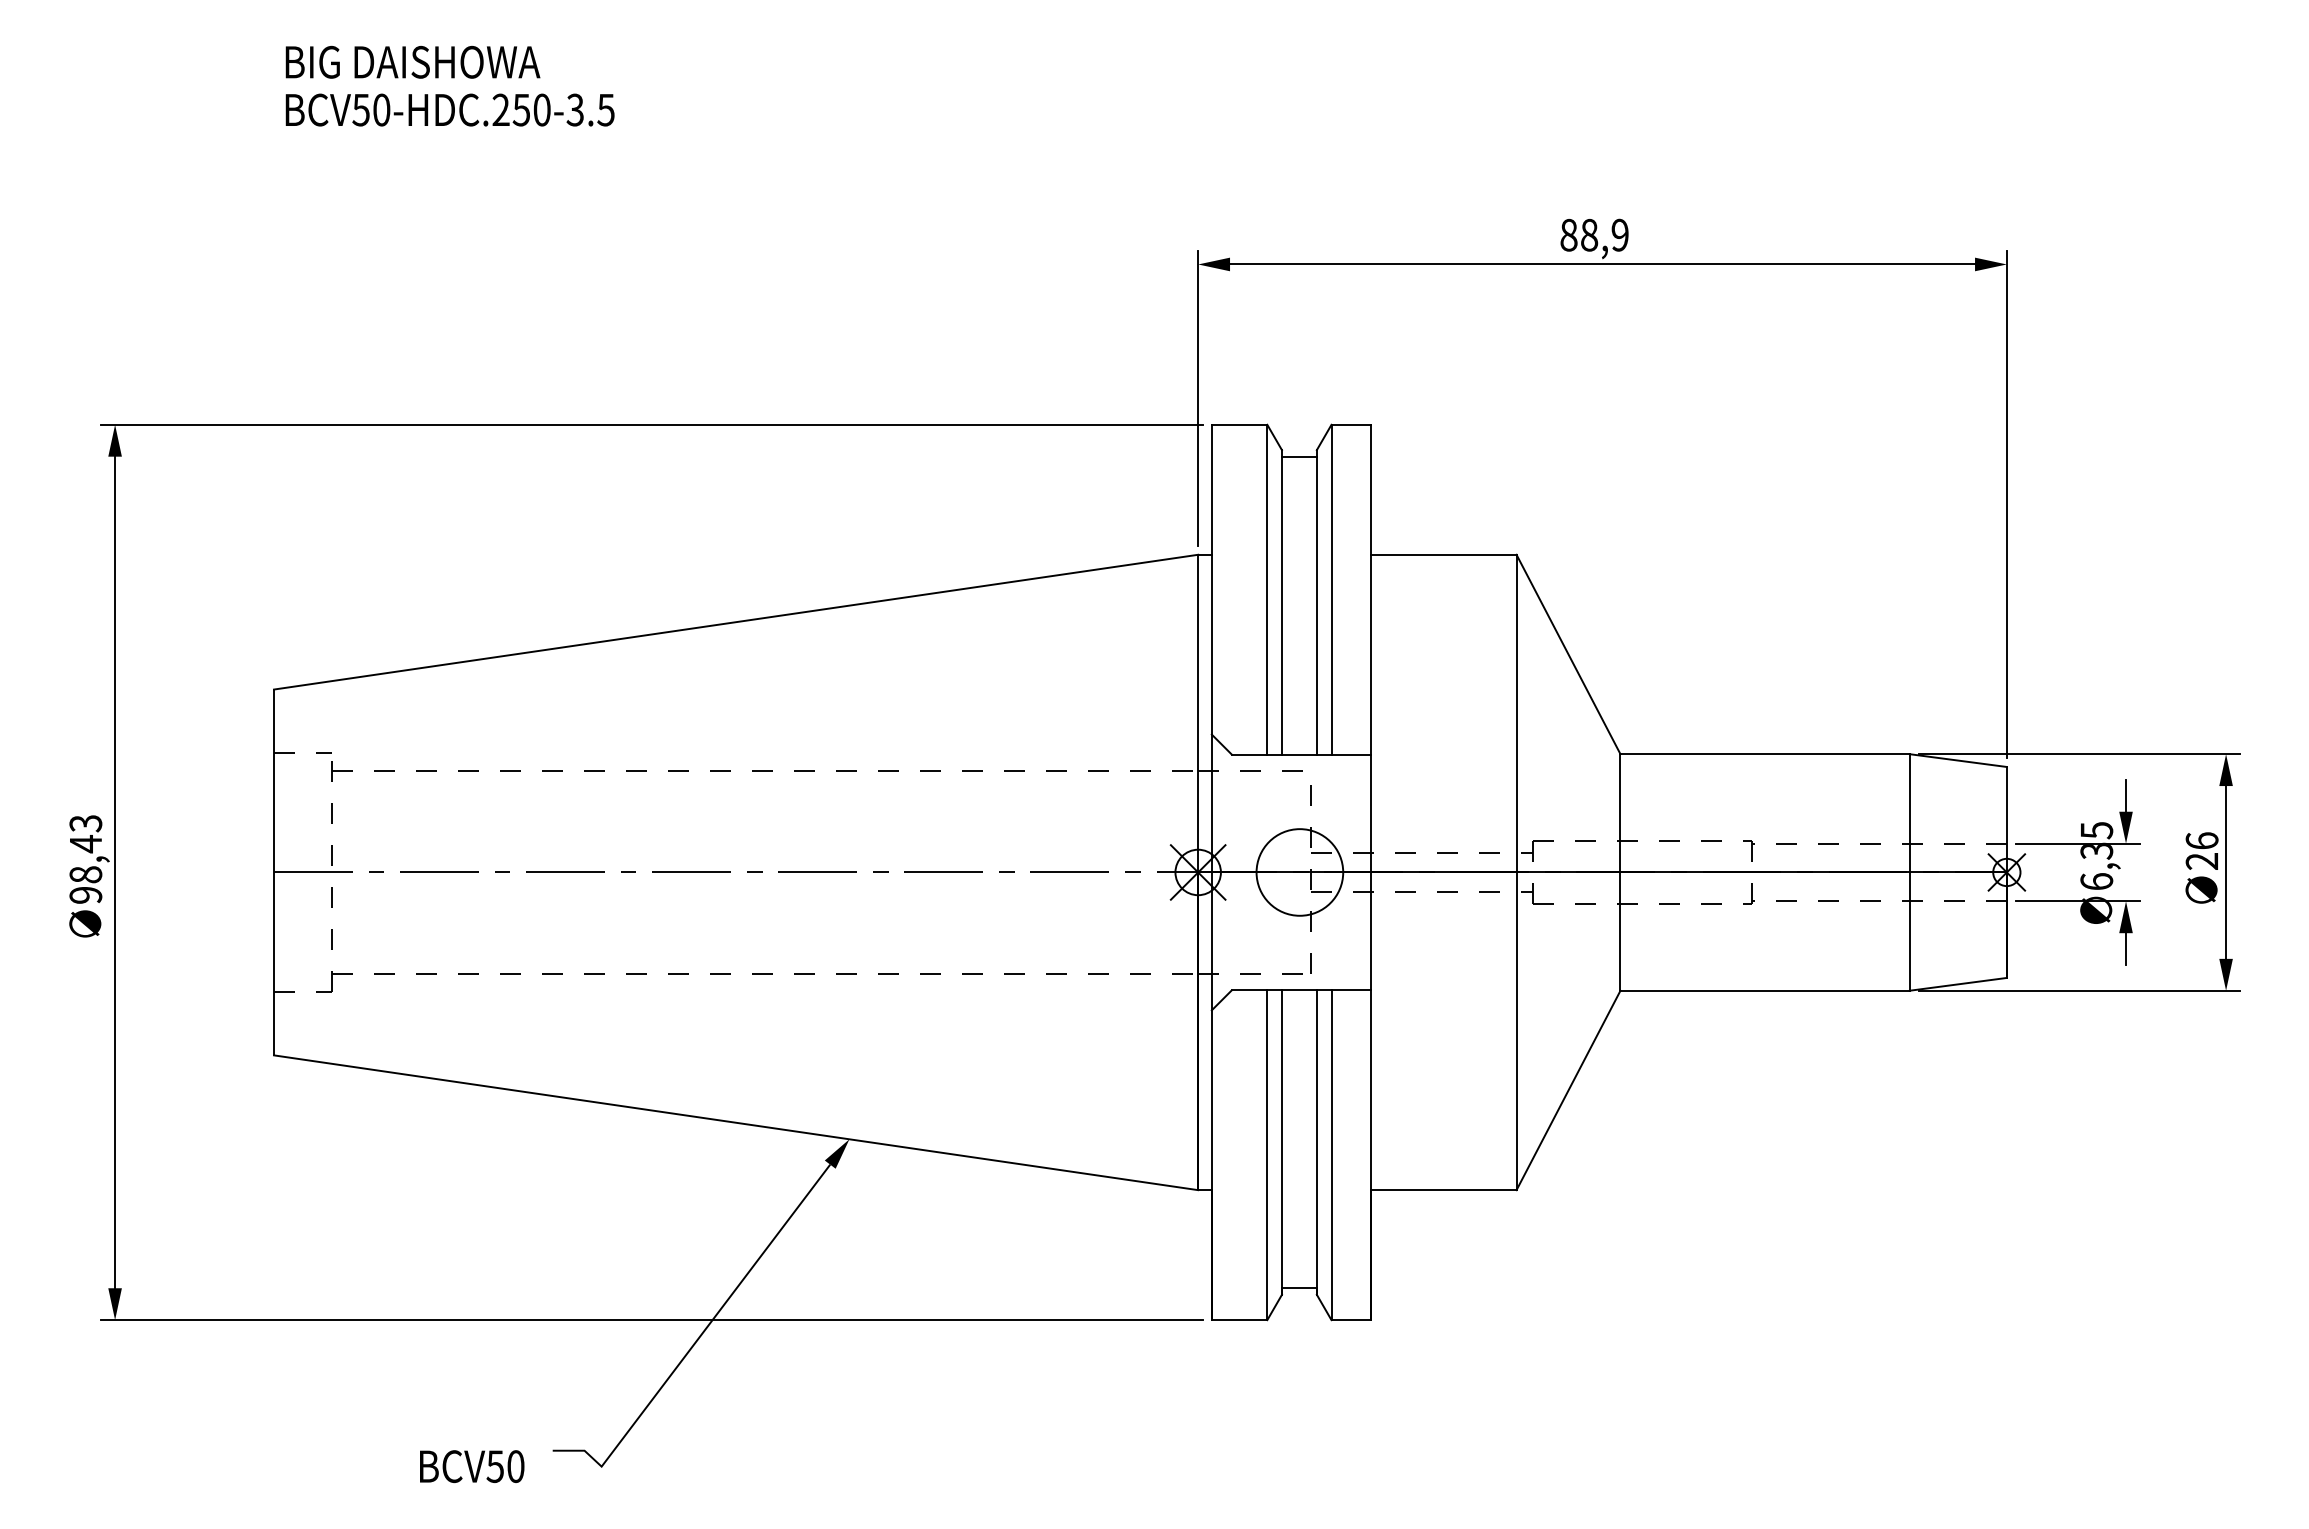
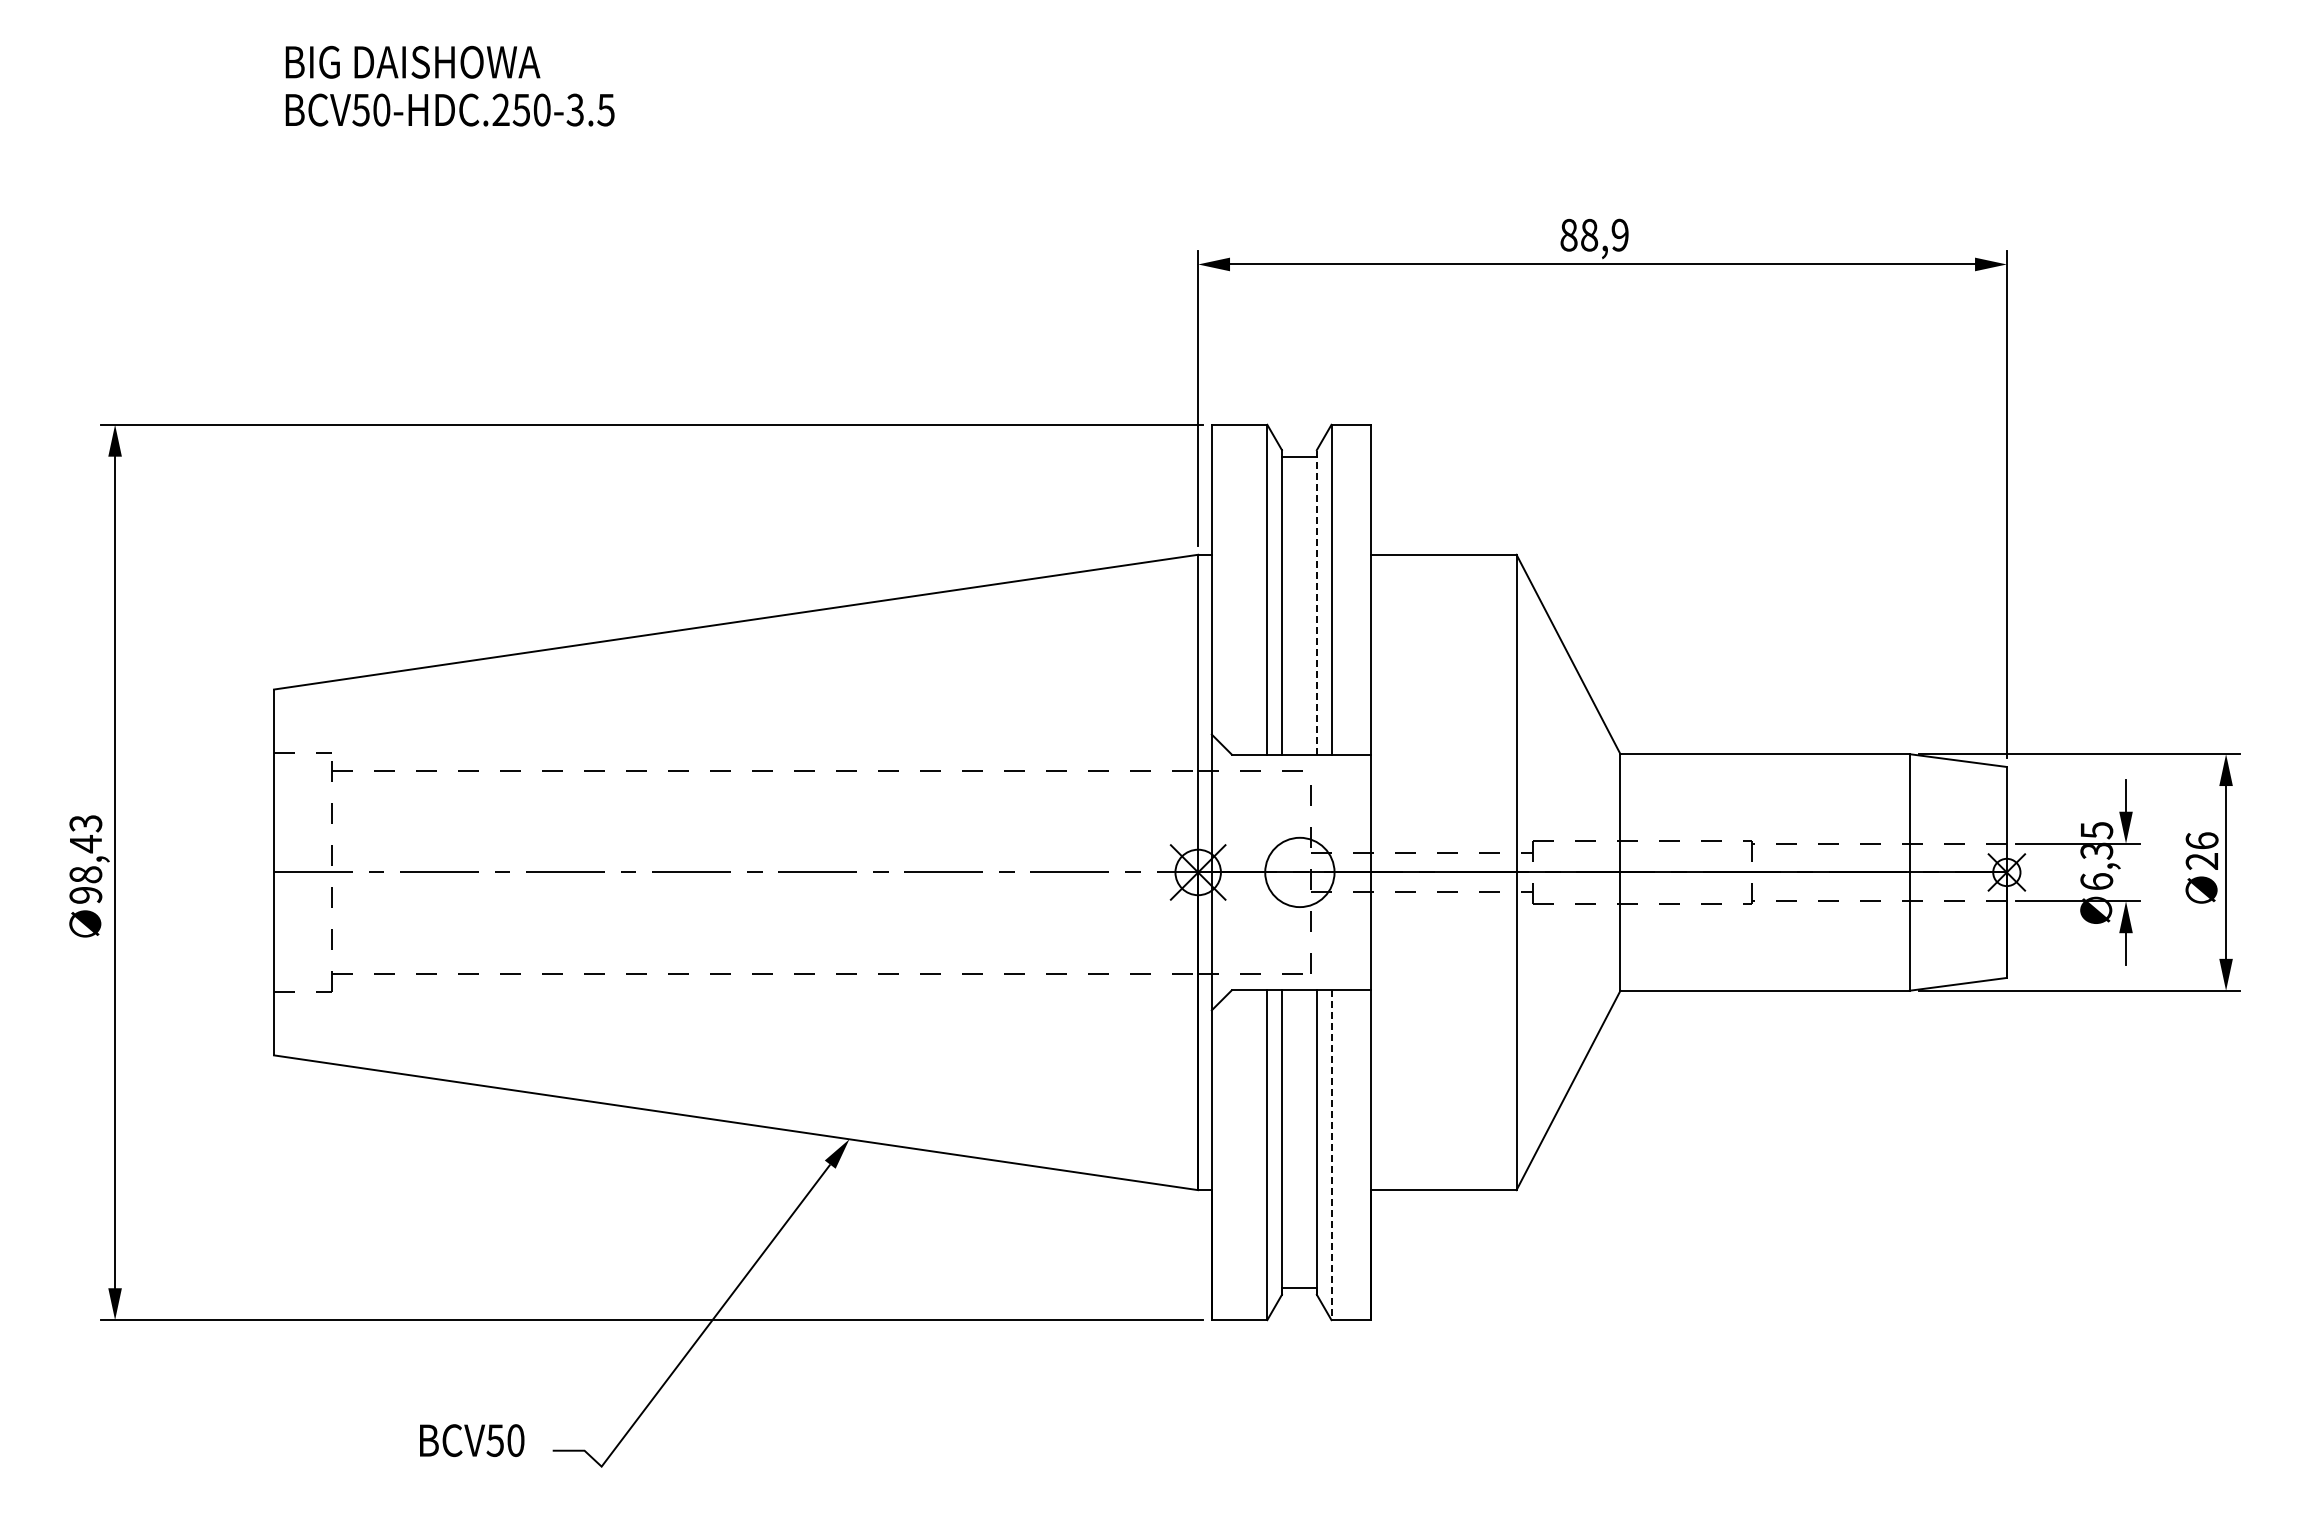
line: solid -> dashed (1316, 601)
circle diameter: 87 px -> 69 px (1299, 872)
line: solid -> dashed (1331, 1155)
text position: (472, 1466) -> (472, 1440) (472, 1440)
